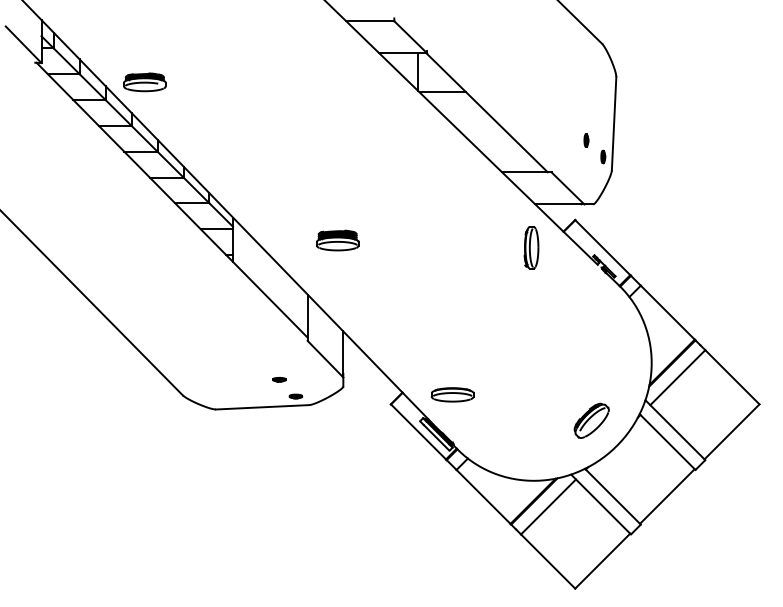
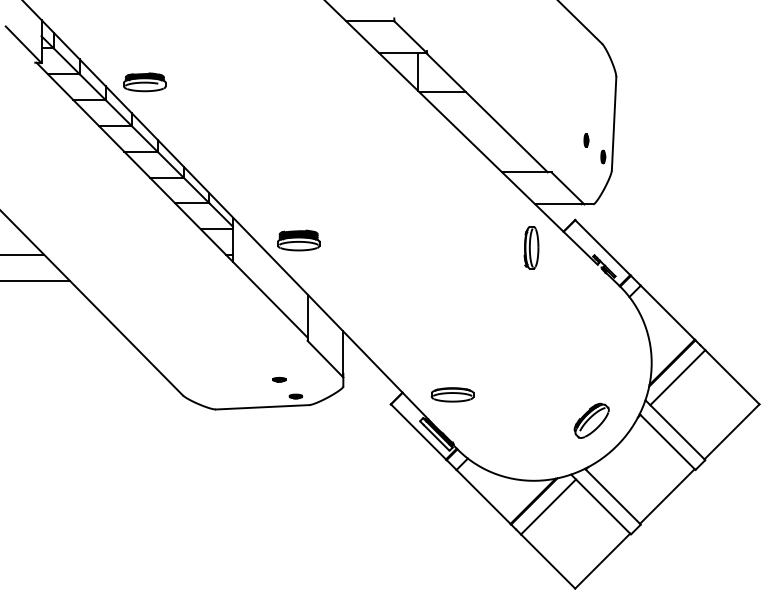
part position: (337, 240) -> (298, 240) (298, 240)
line: none -> present (23, 255)
line: none -> present (35, 280)
